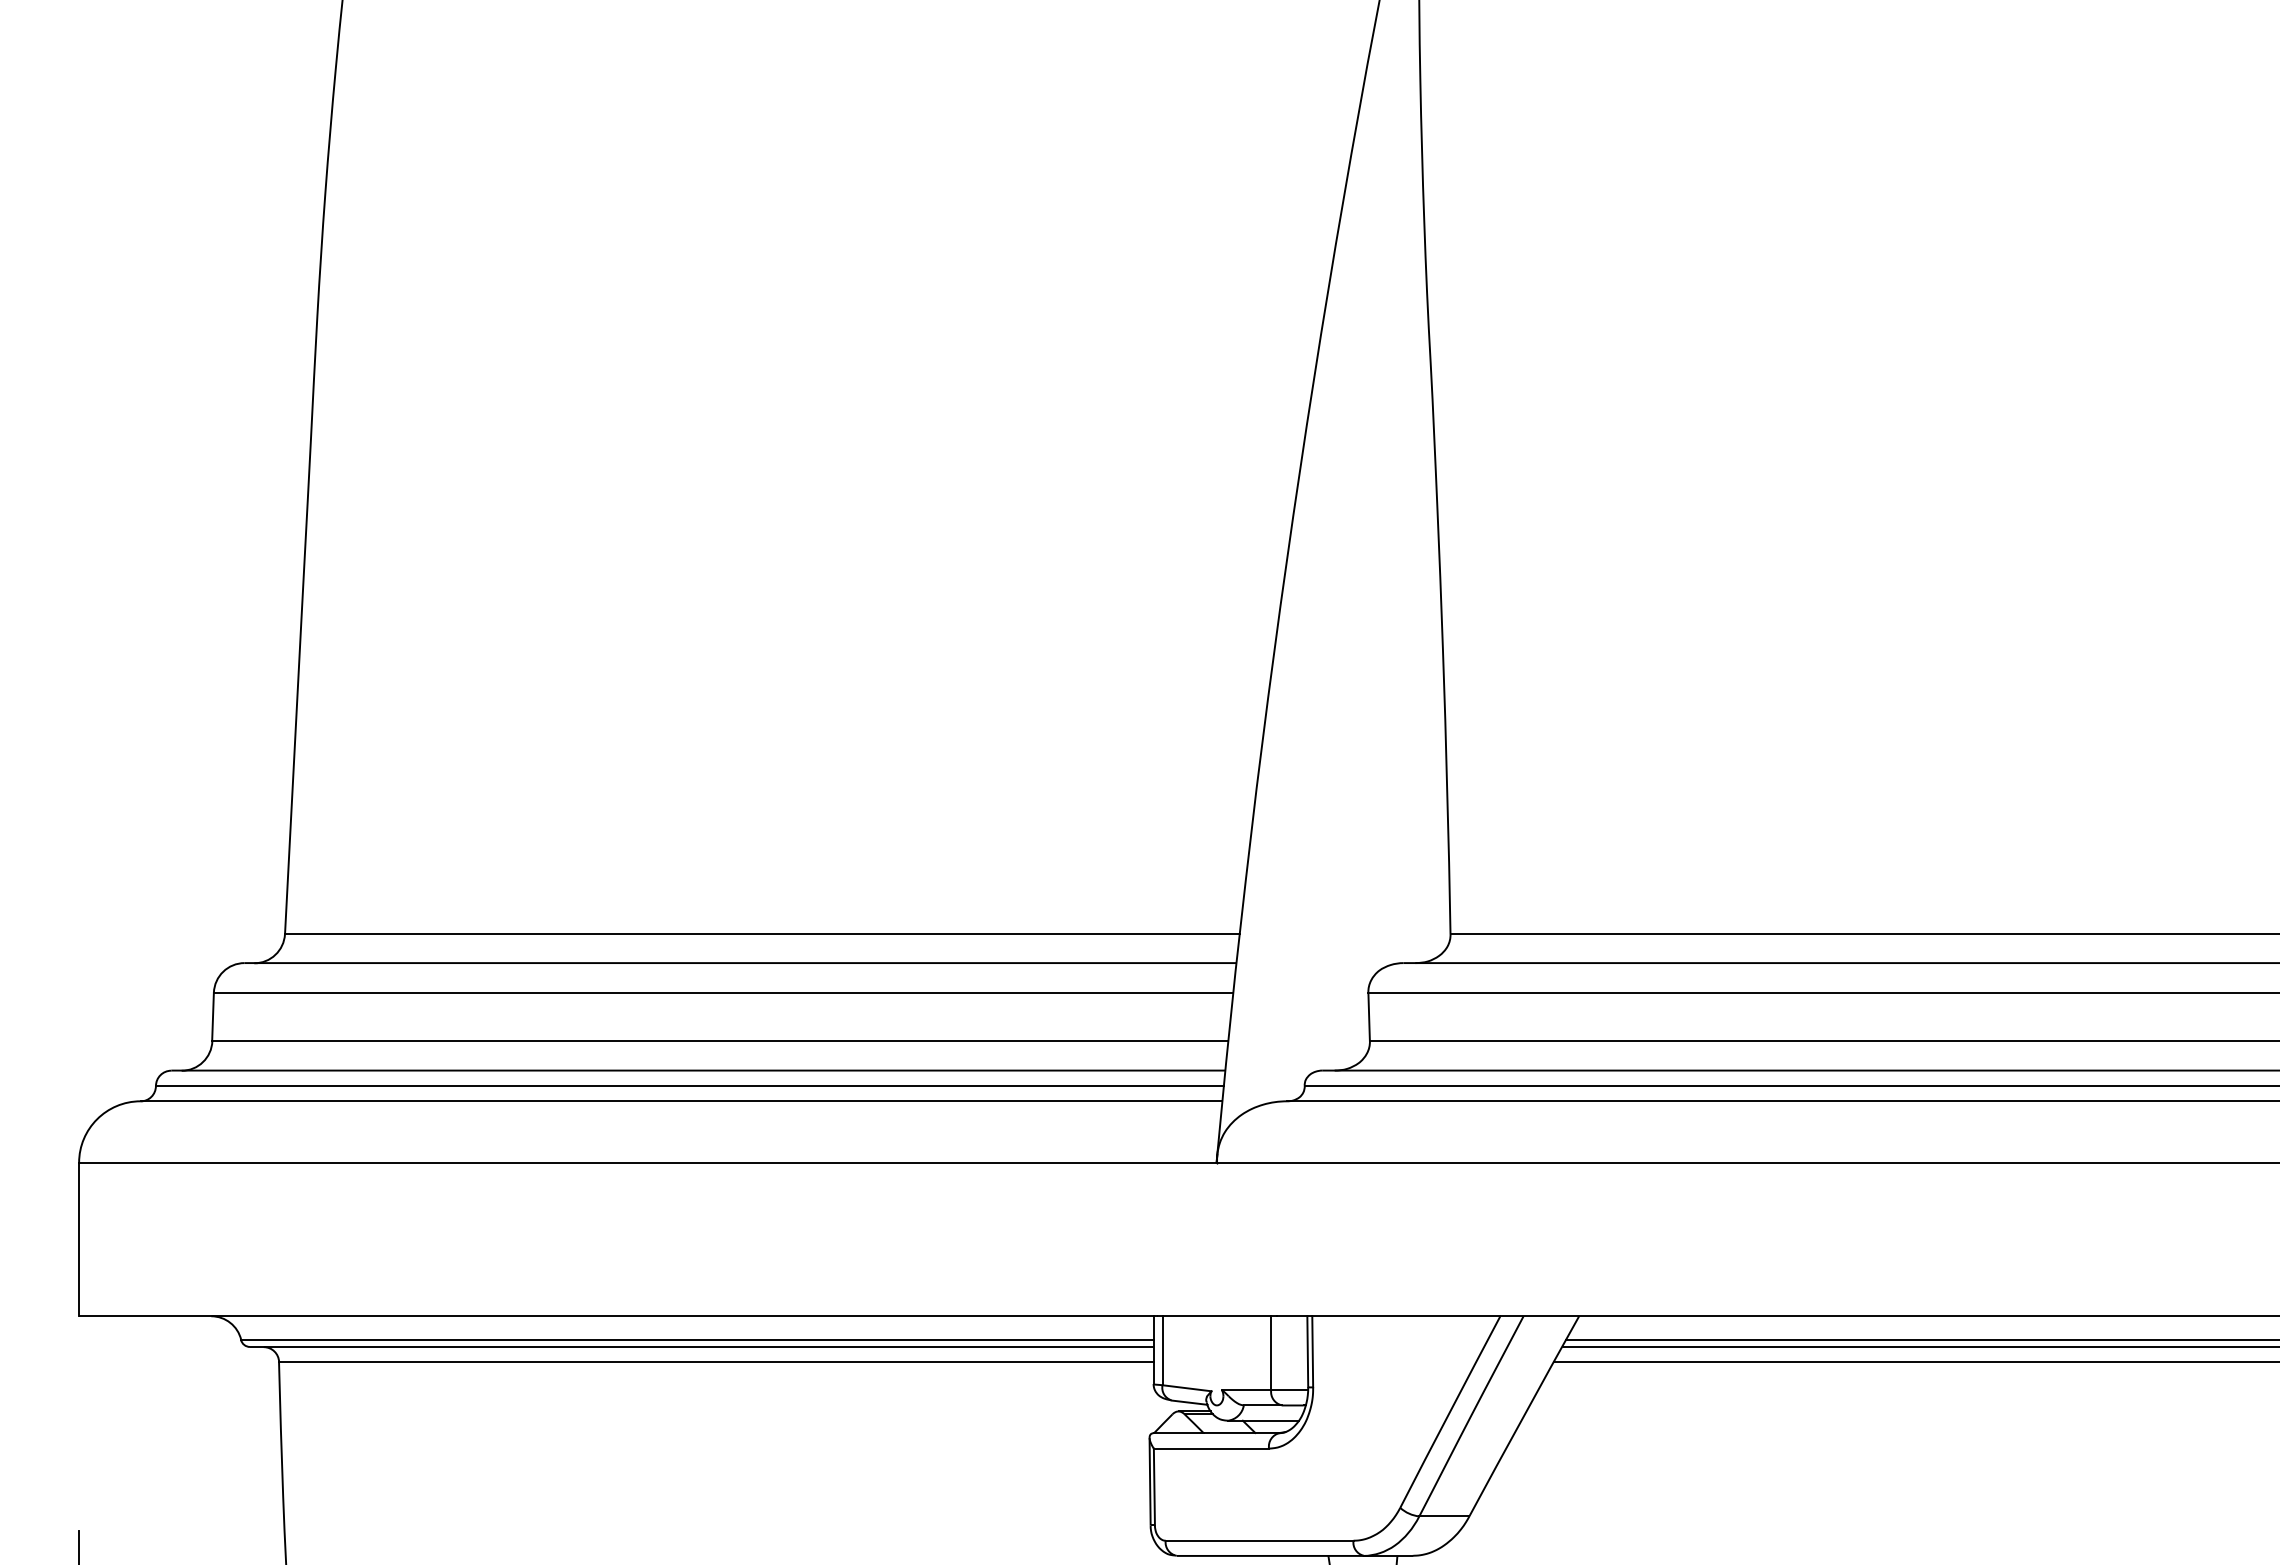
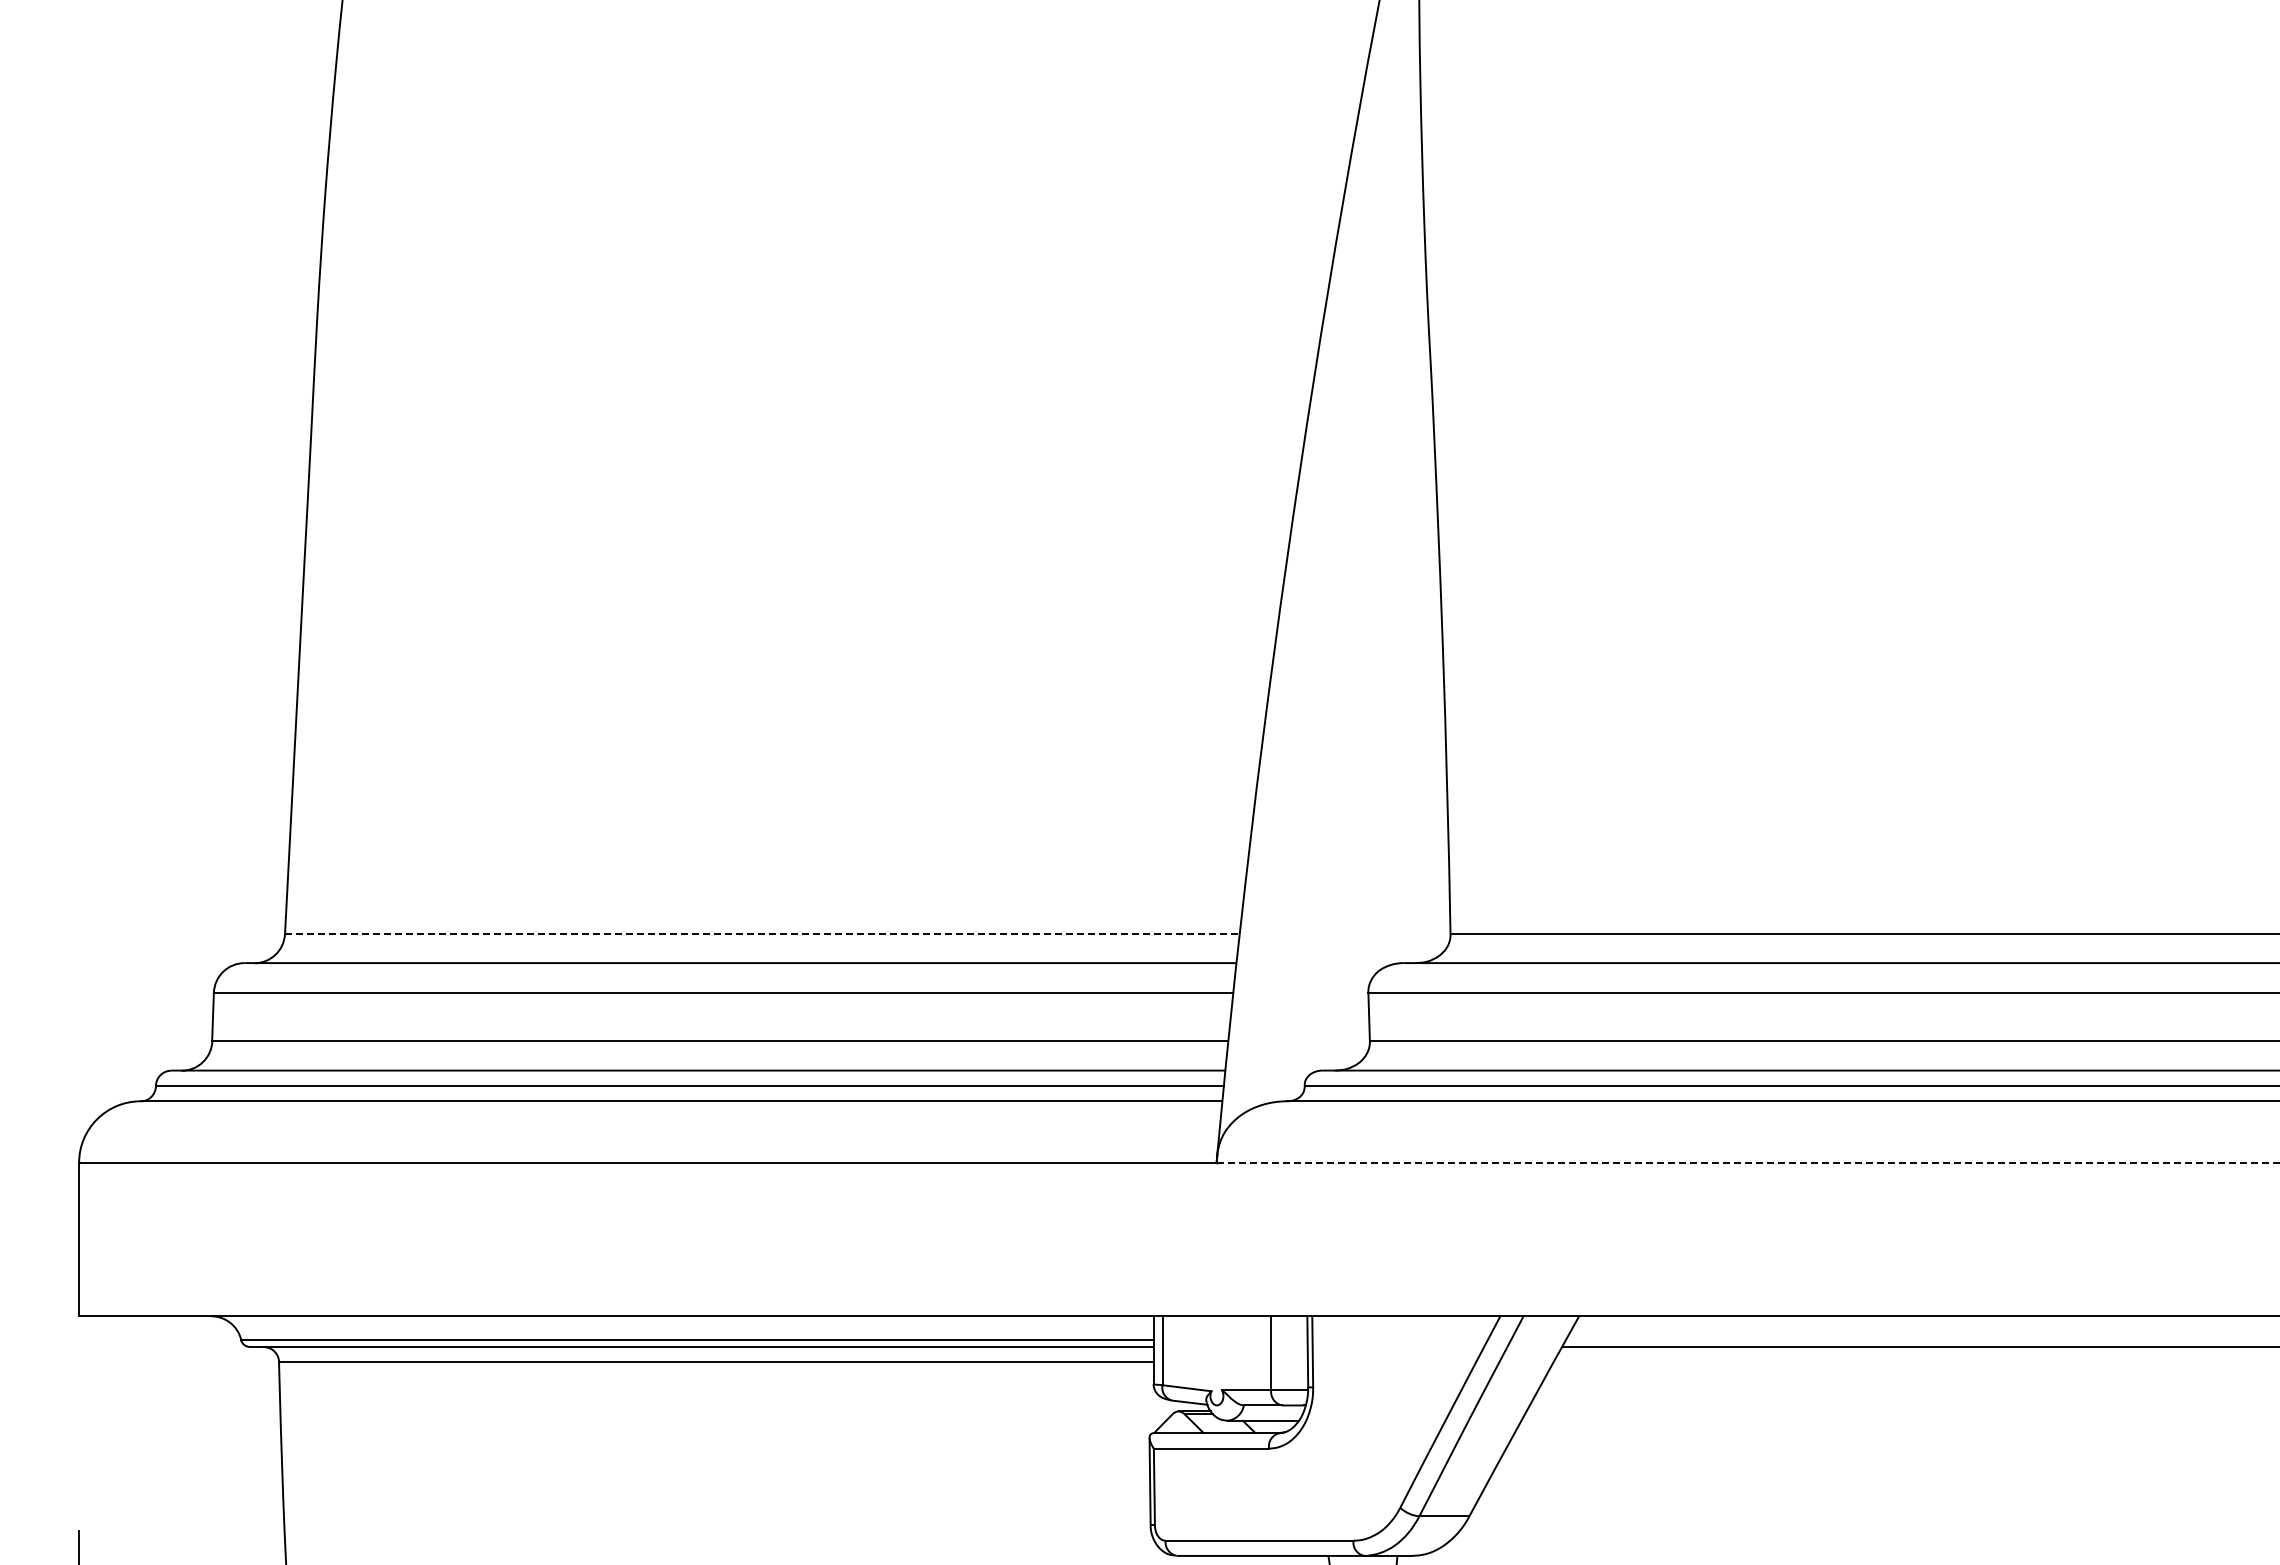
line: solid -> dashed (762, 934)
line: solid -> dashed (1748, 1162)
line: present -> none (1921, 1339)
line: present -> none (1914, 1362)
